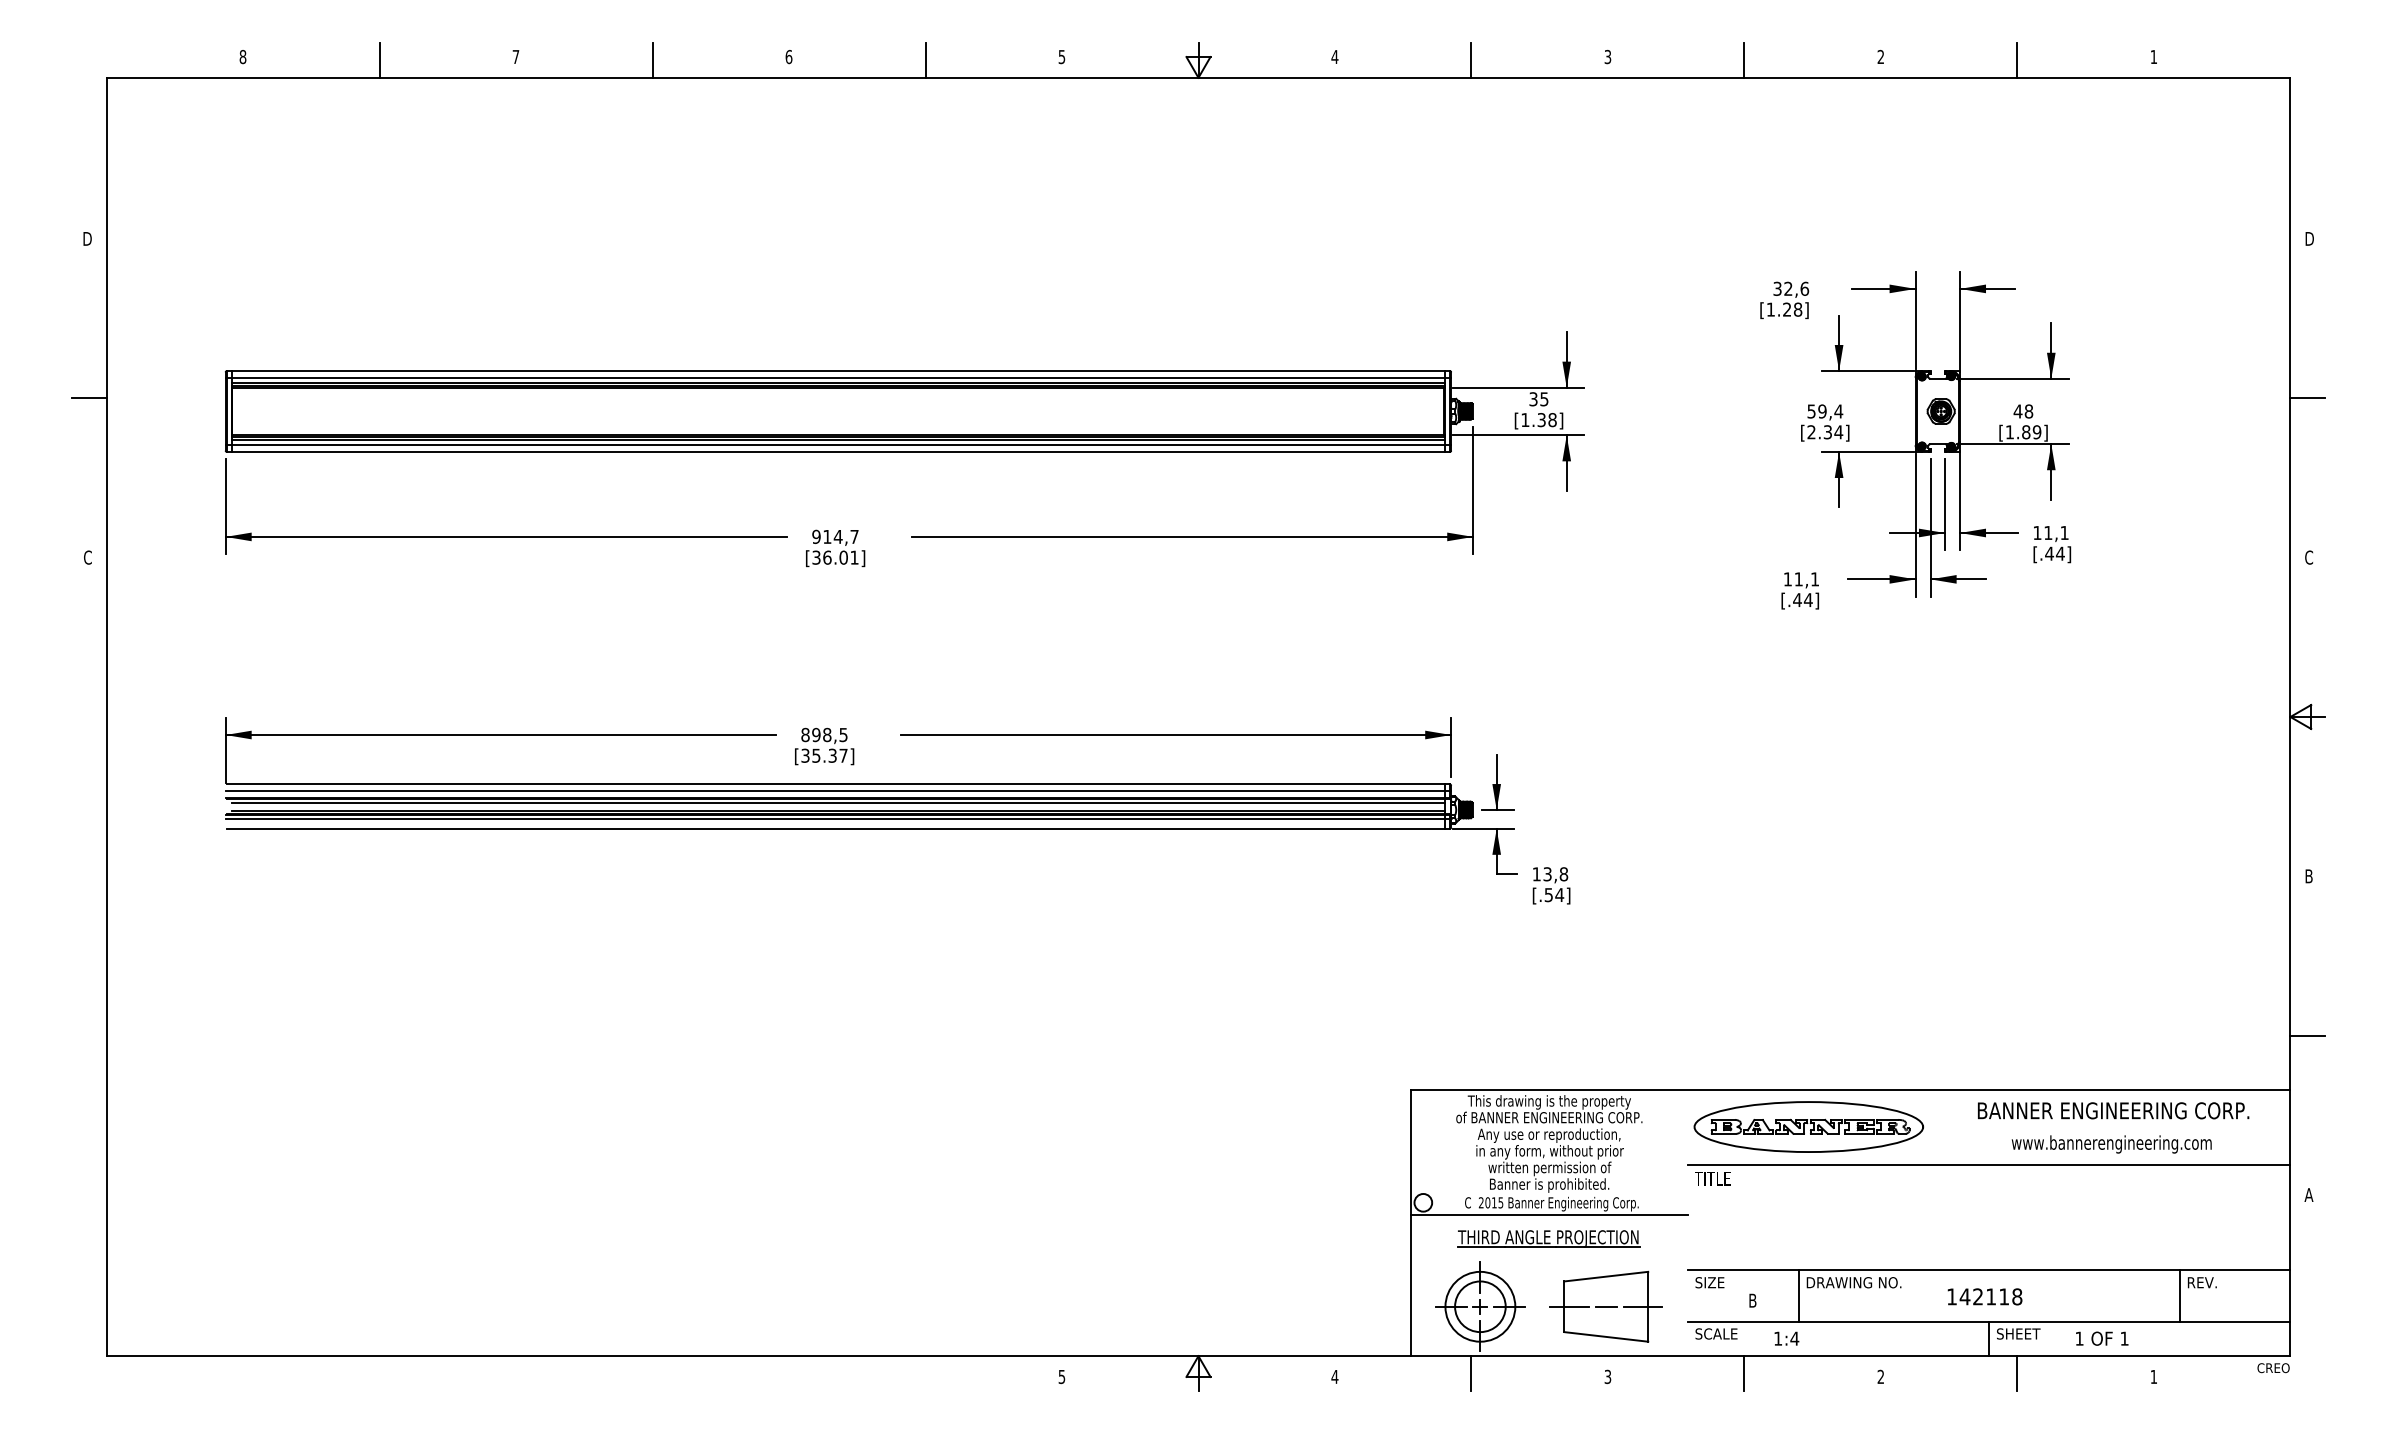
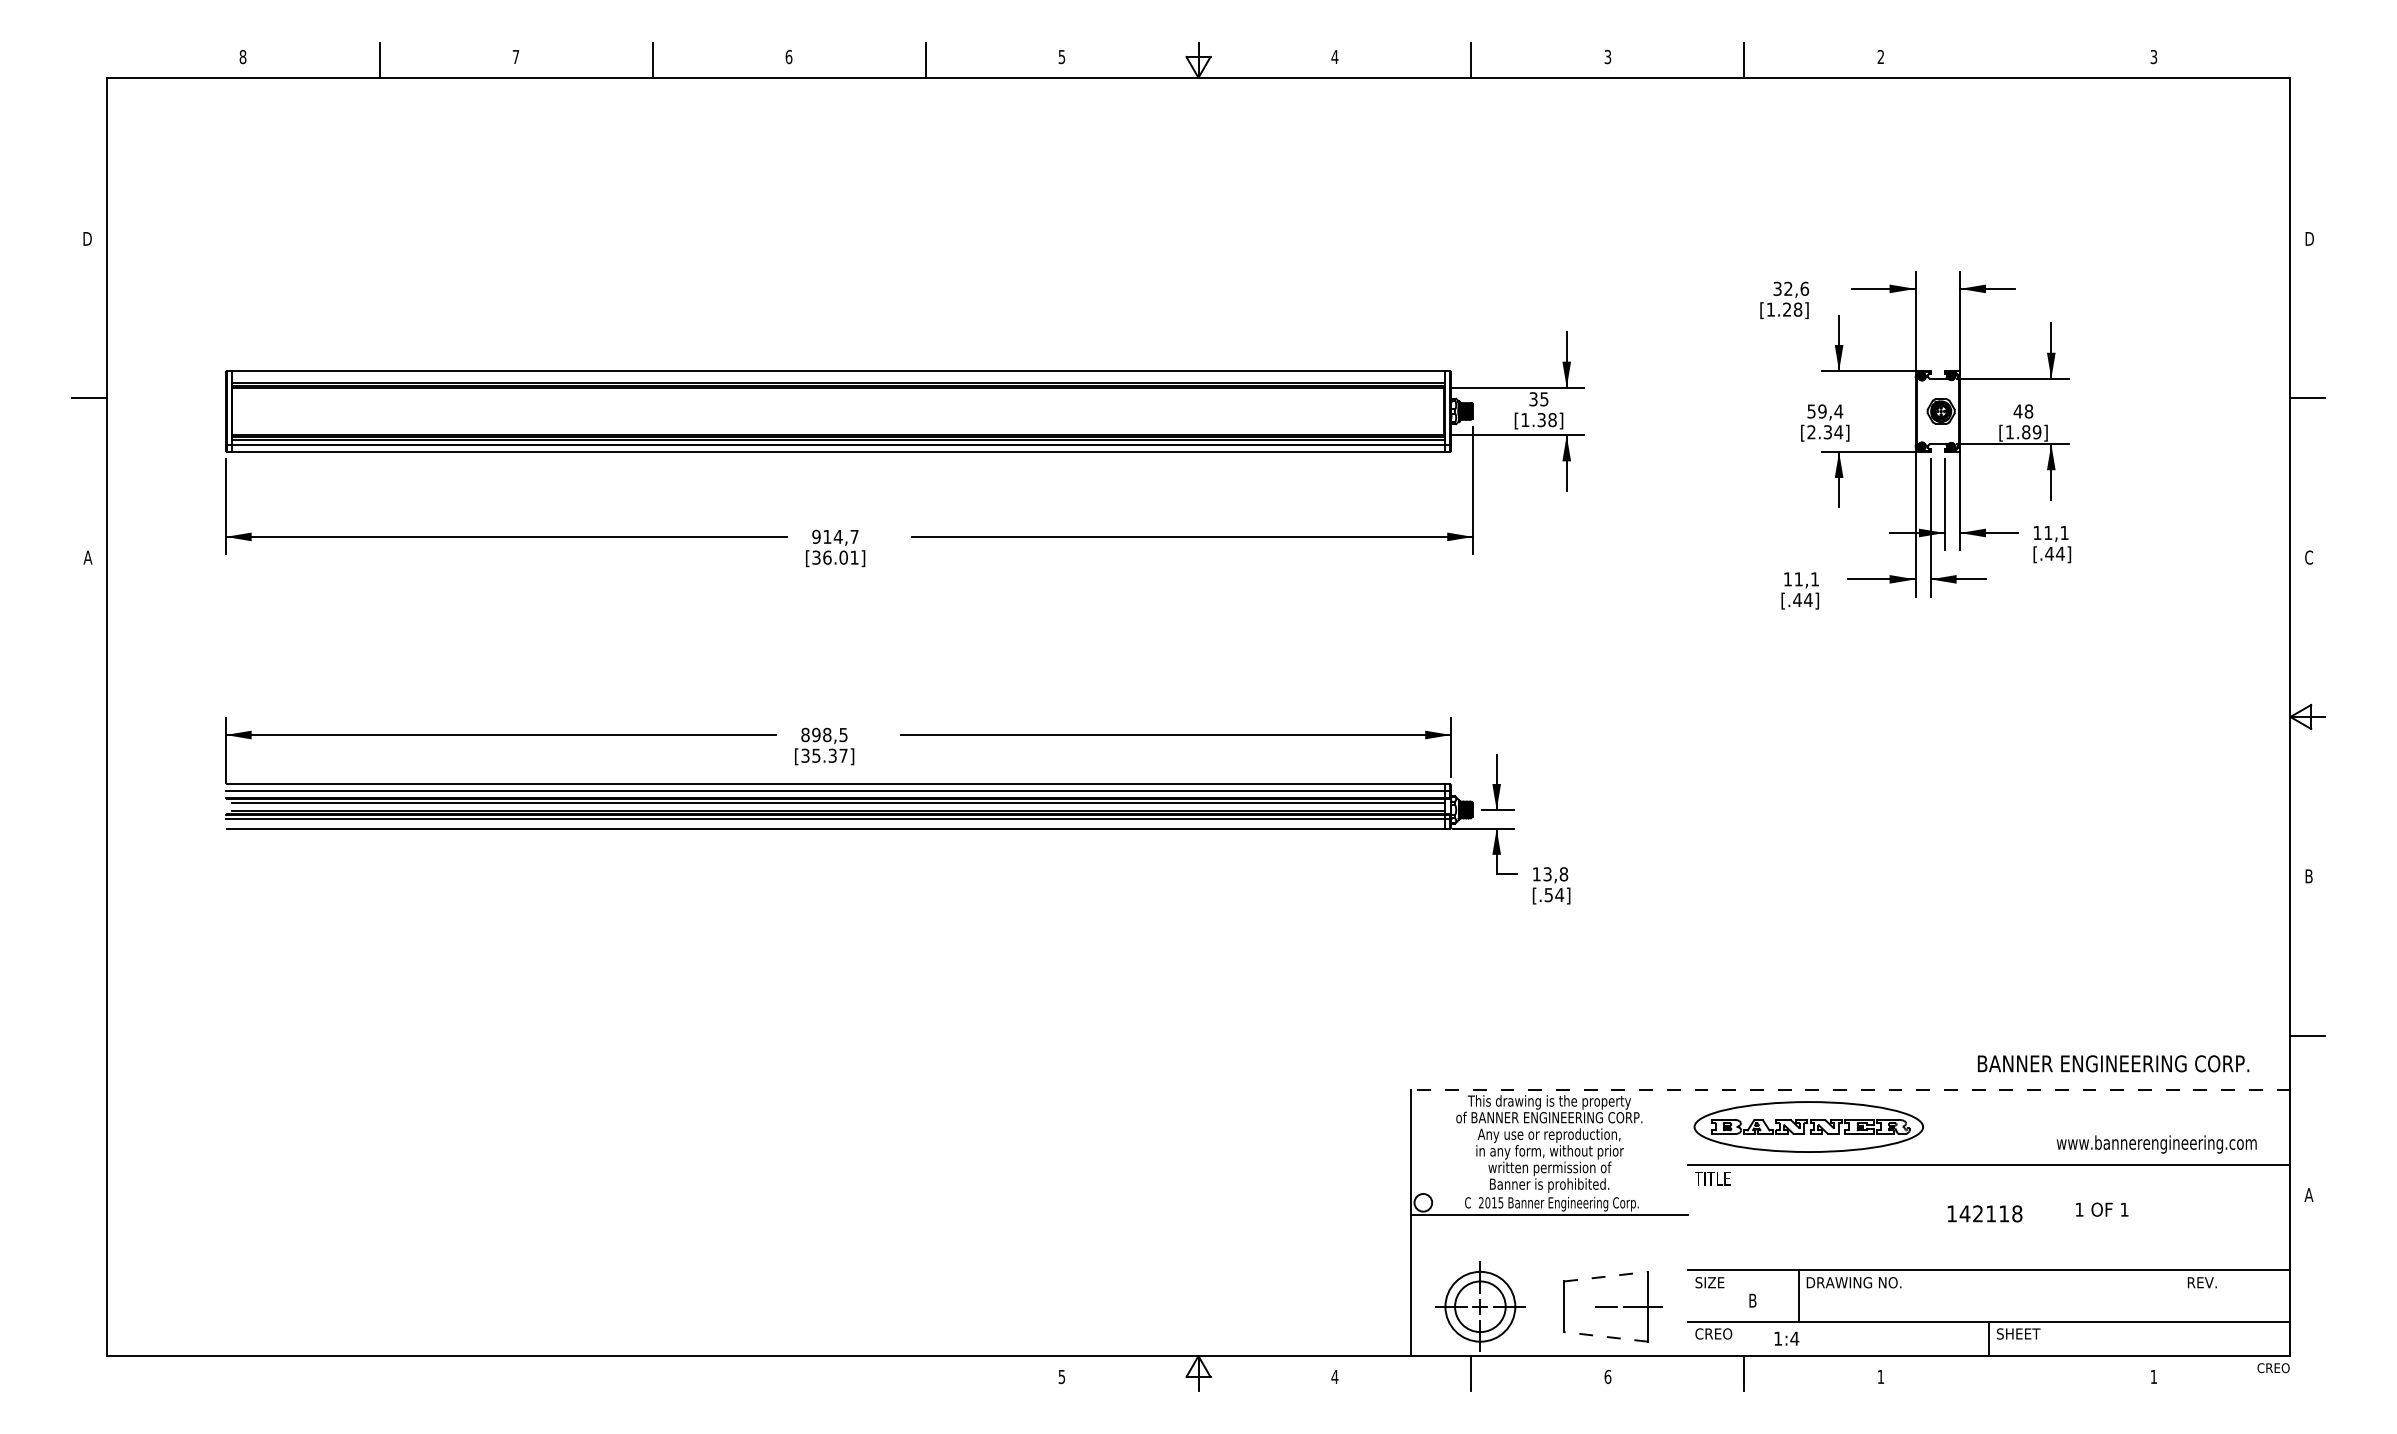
text: 1 -> 3 (2153, 56)
line: present -> none (2017, 60)
line: present -> none (838, 377)
text: C -> A (87, 557)
line: solid -> dashed (1850, 1090)
text position: (2113, 1110) -> (2113, 1063) (2113, 1063)
text position: (2111, 1144) -> (2156, 1144) (2156, 1144)
part: present -> none (1548, 1238)
line: solid -> dashed (1606, 1276)
line: present -> none (2179, 1295)
text position: (1984, 1296) -> (1984, 1213) (1984, 1213)
line: present -> none (1569, 1306)
text: SCALE -> CREO (1716, 1333)
line: solid -> dashed (1605, 1336)
text position: (2102, 1338) -> (2102, 1209) (2102, 1209)
line: present -> none (2017, 1373)
text: 3 -> 6 (1607, 1376)
text: 2 -> 1 (1880, 1376)
